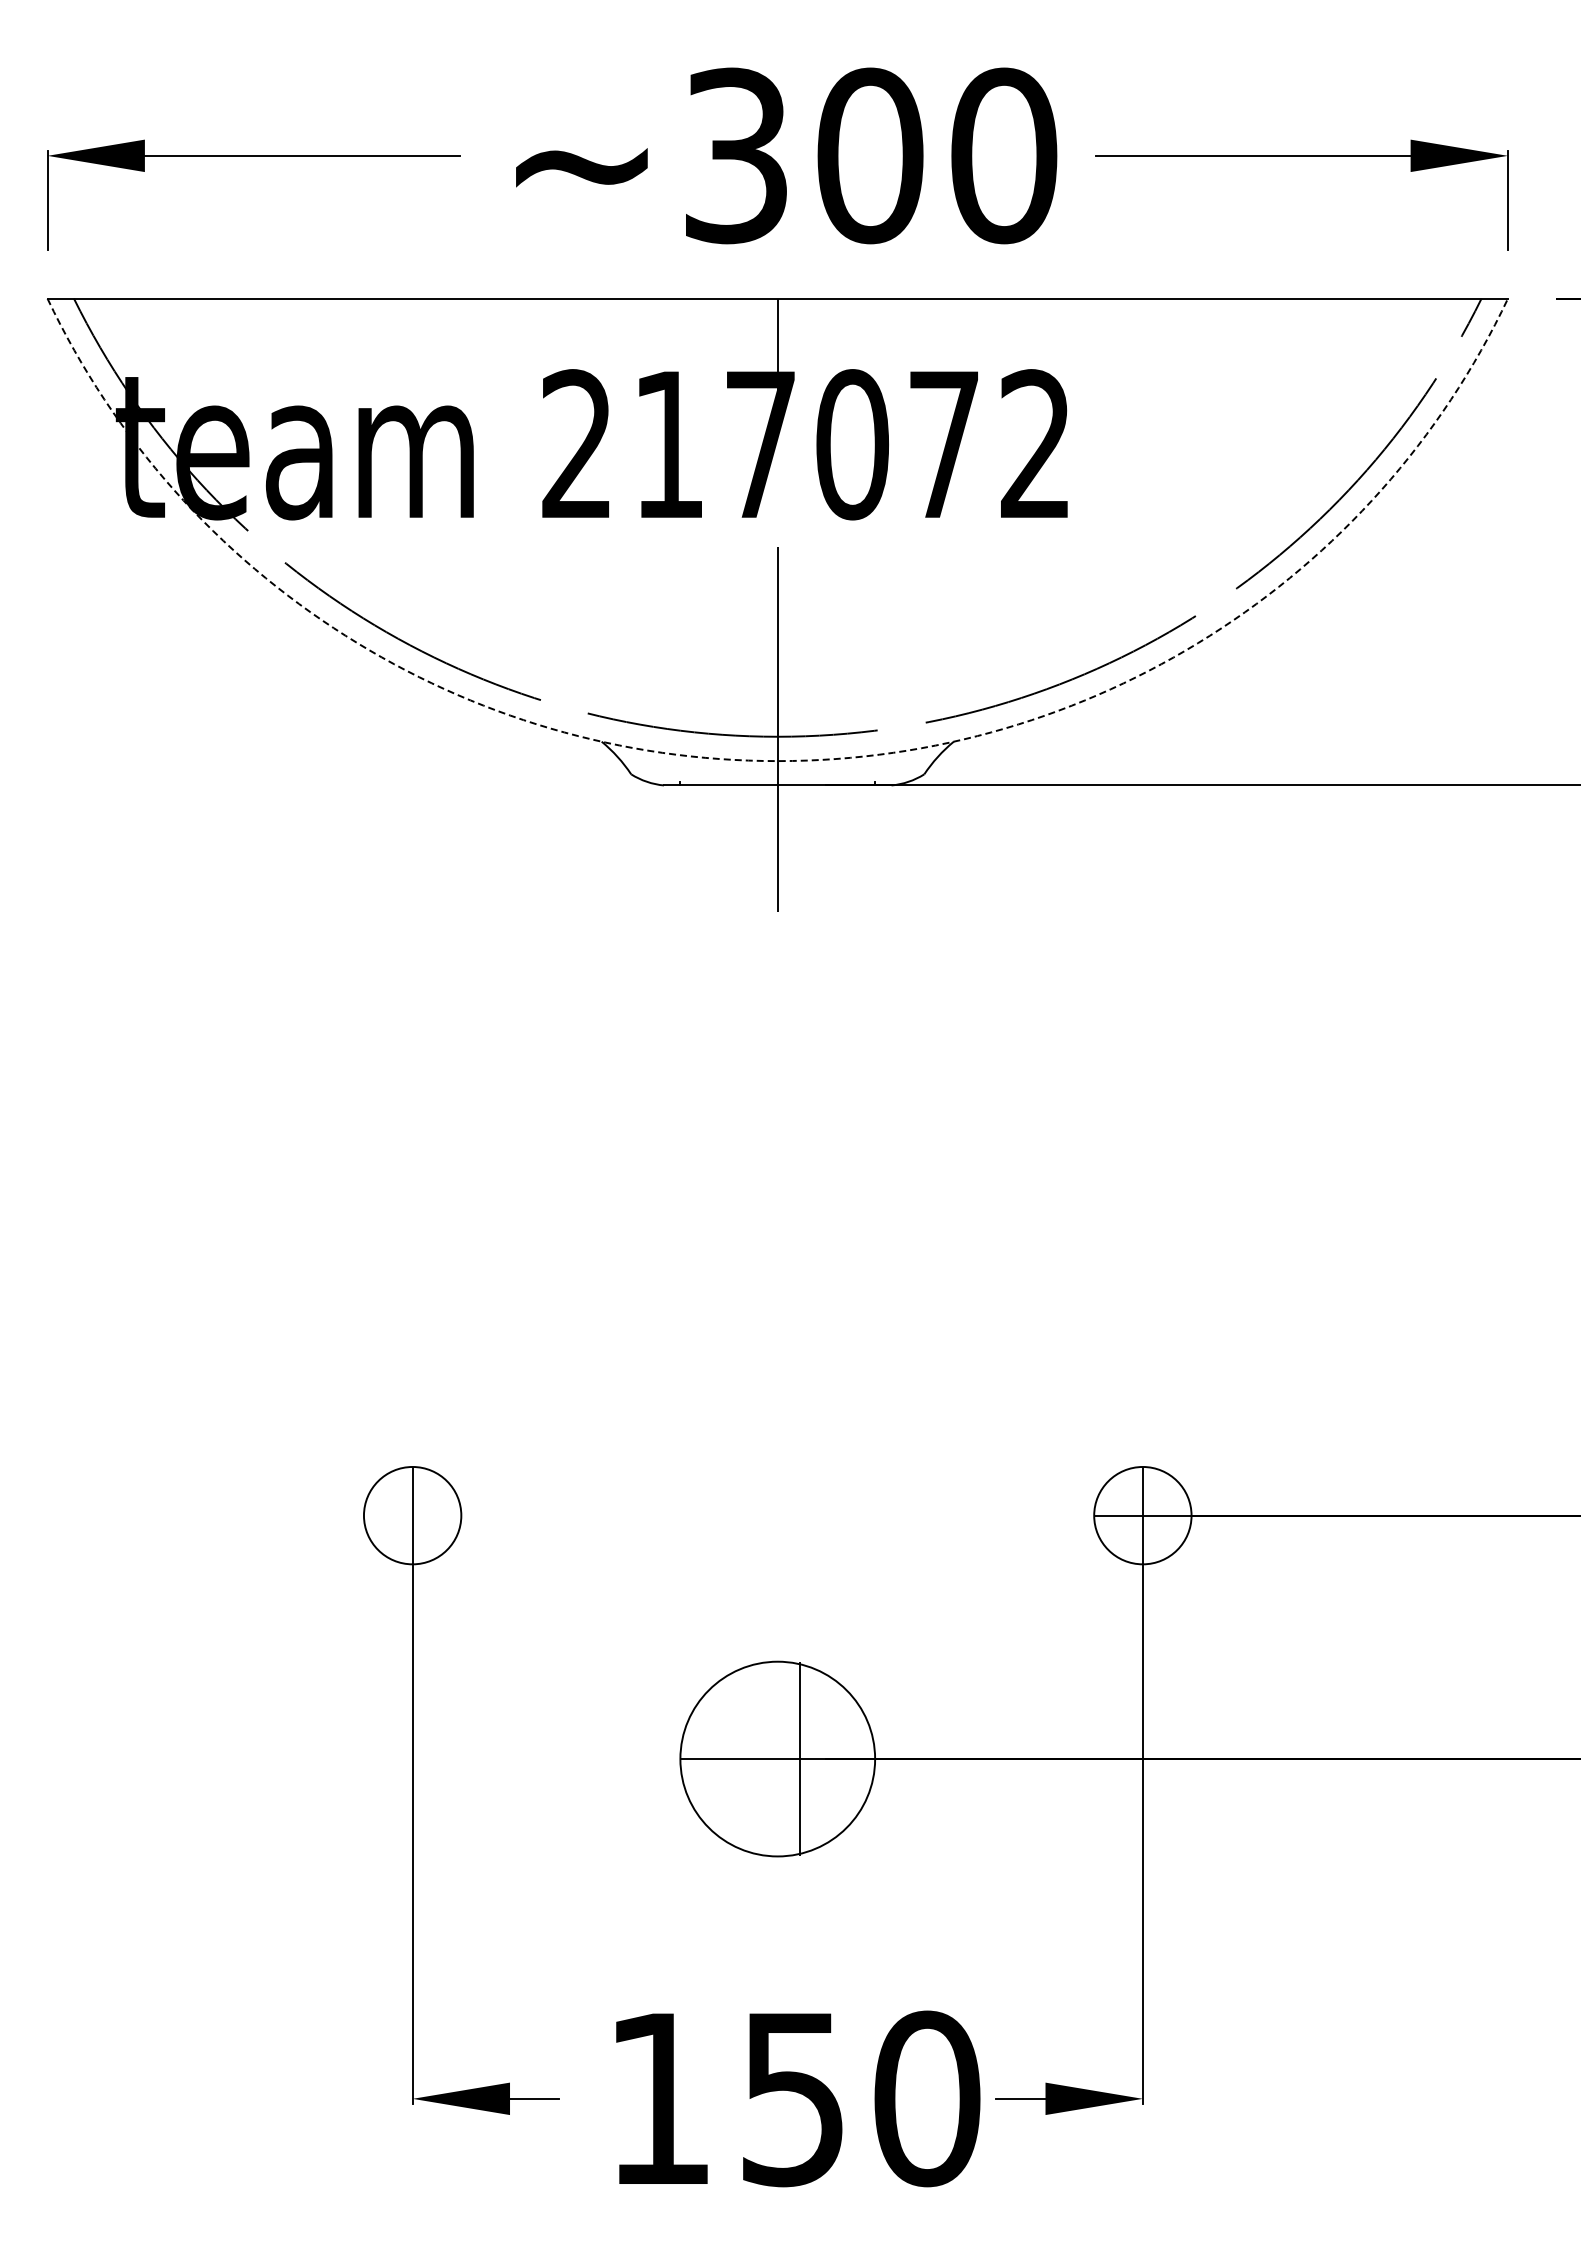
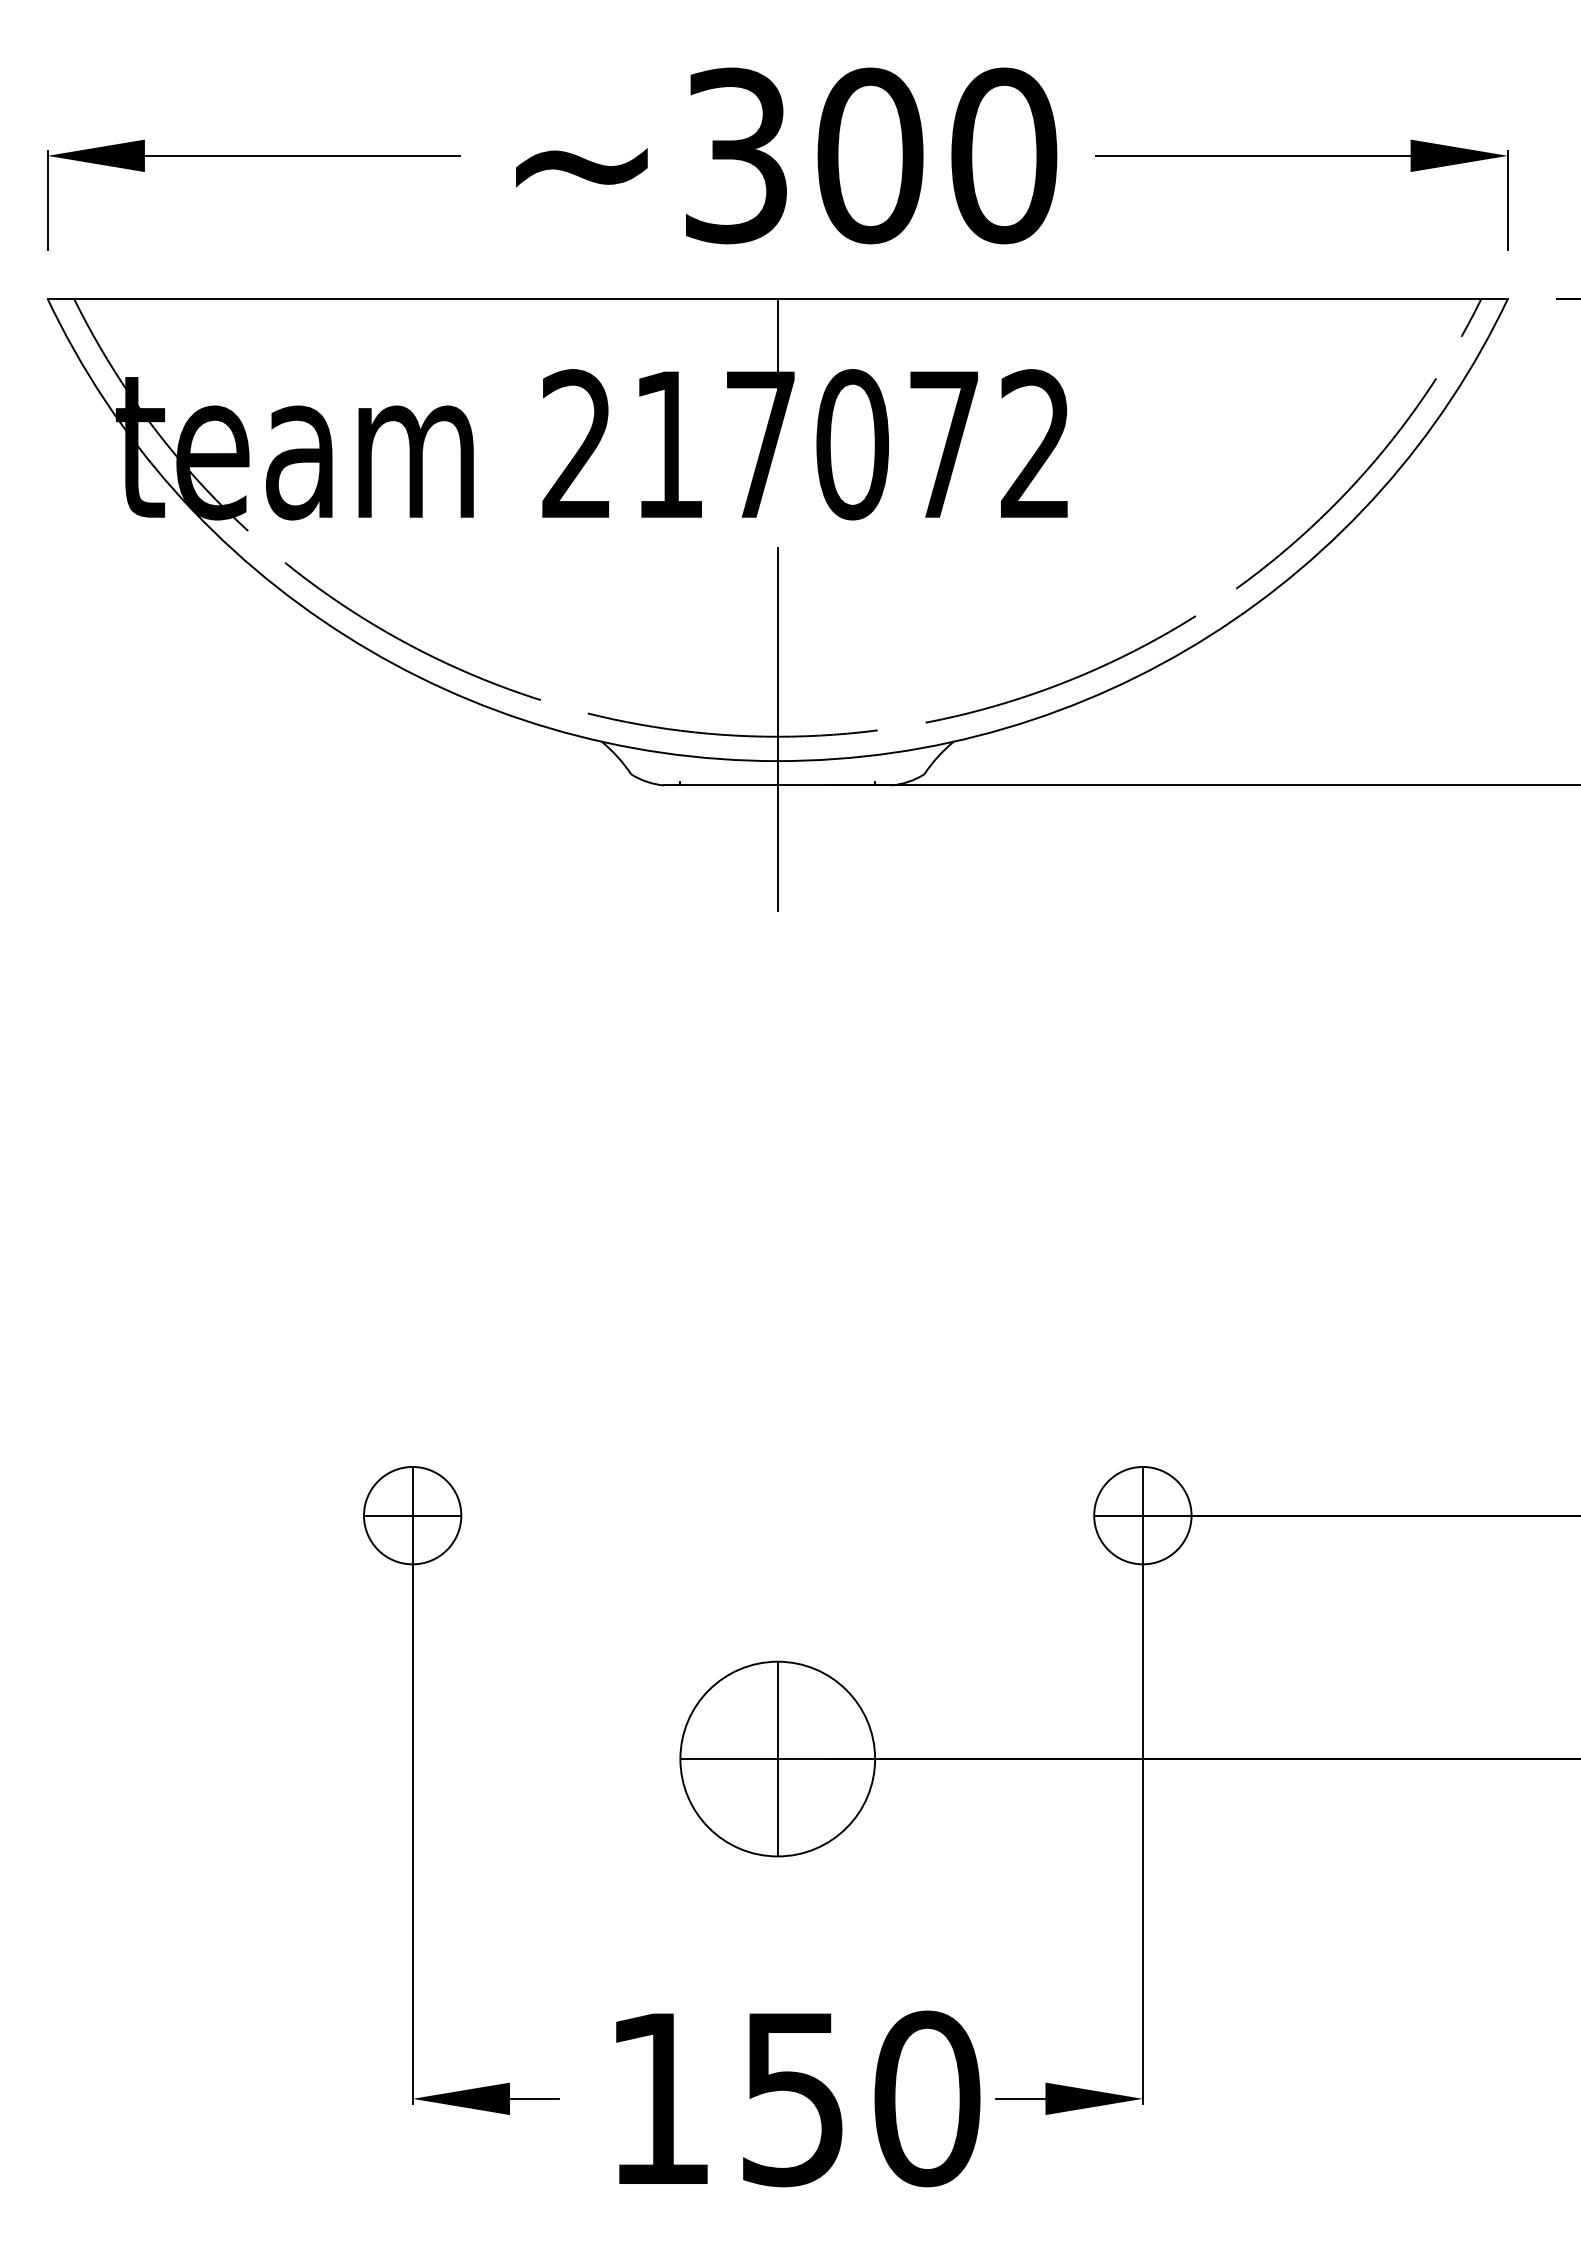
arc: dashed -> solid (777, 761)
line: none -> present (412, 1515)
line position: (799, 1758) -> (777, 1758) (777, 1758)
